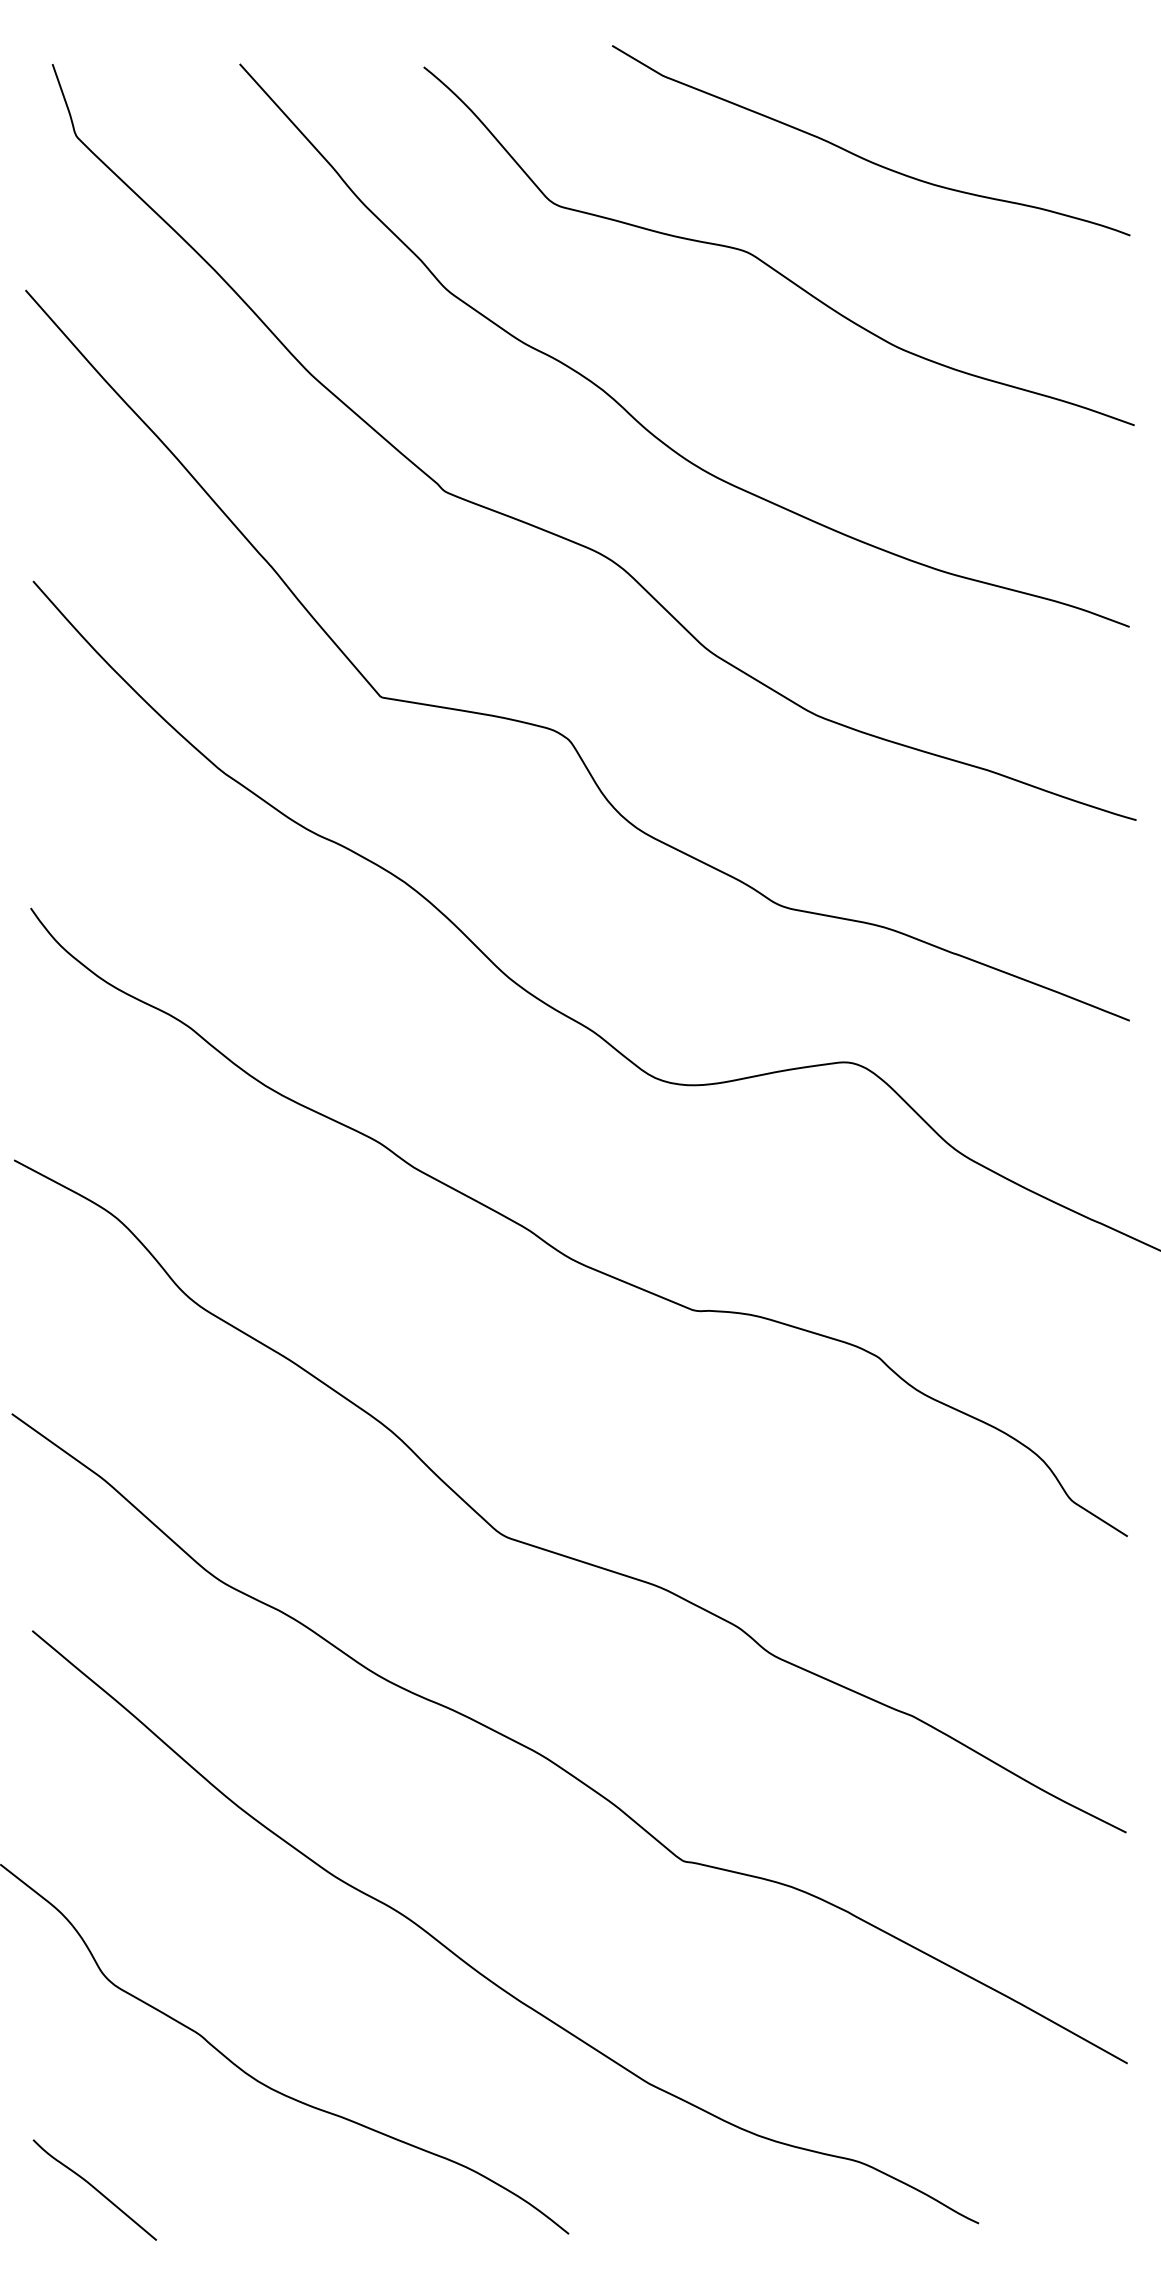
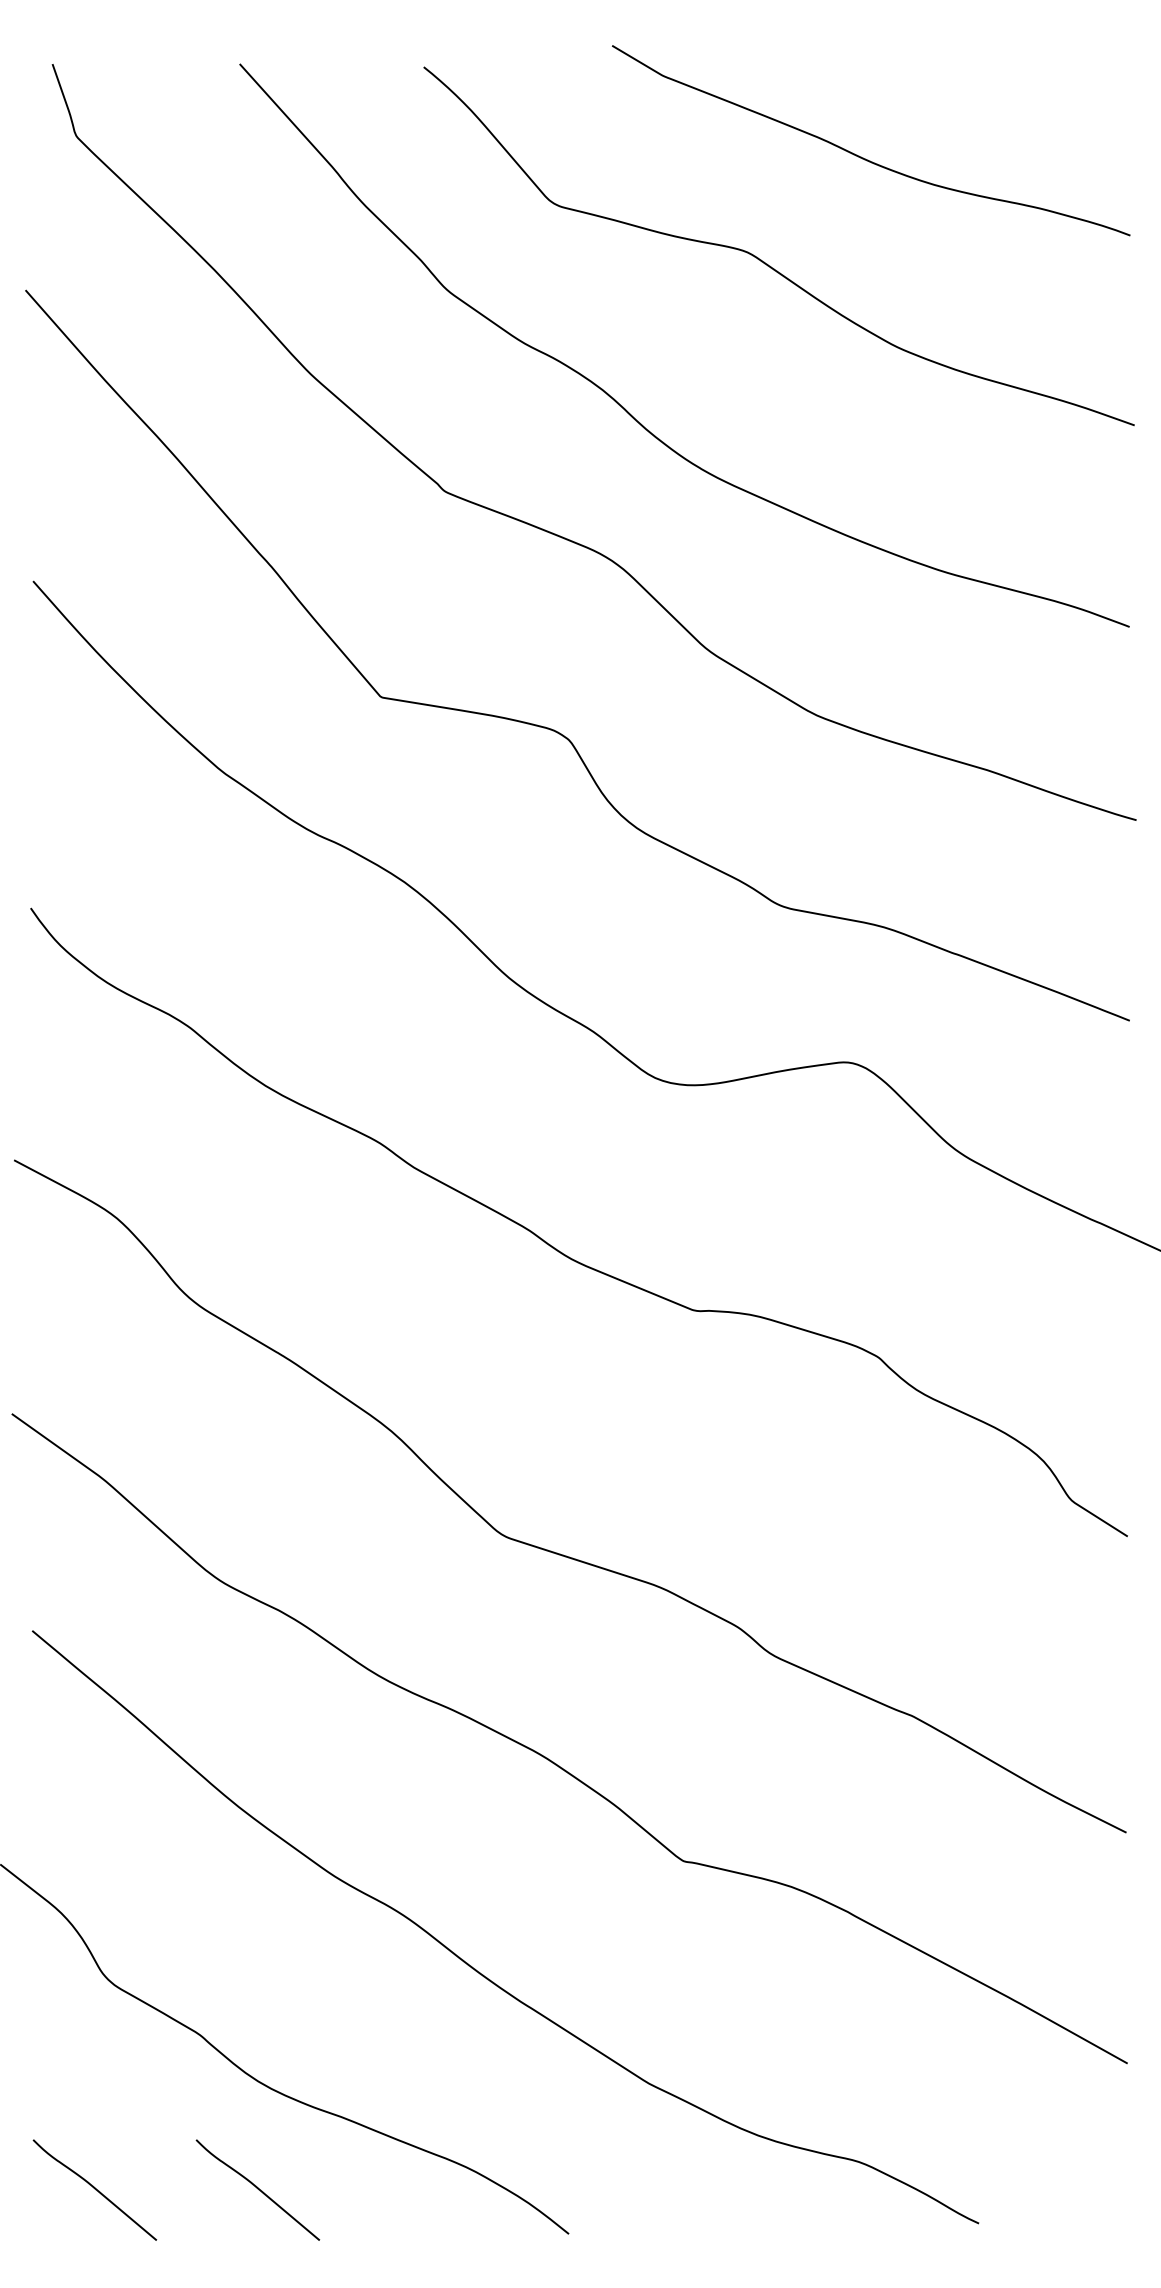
curve: none -> present (257, 2189)
